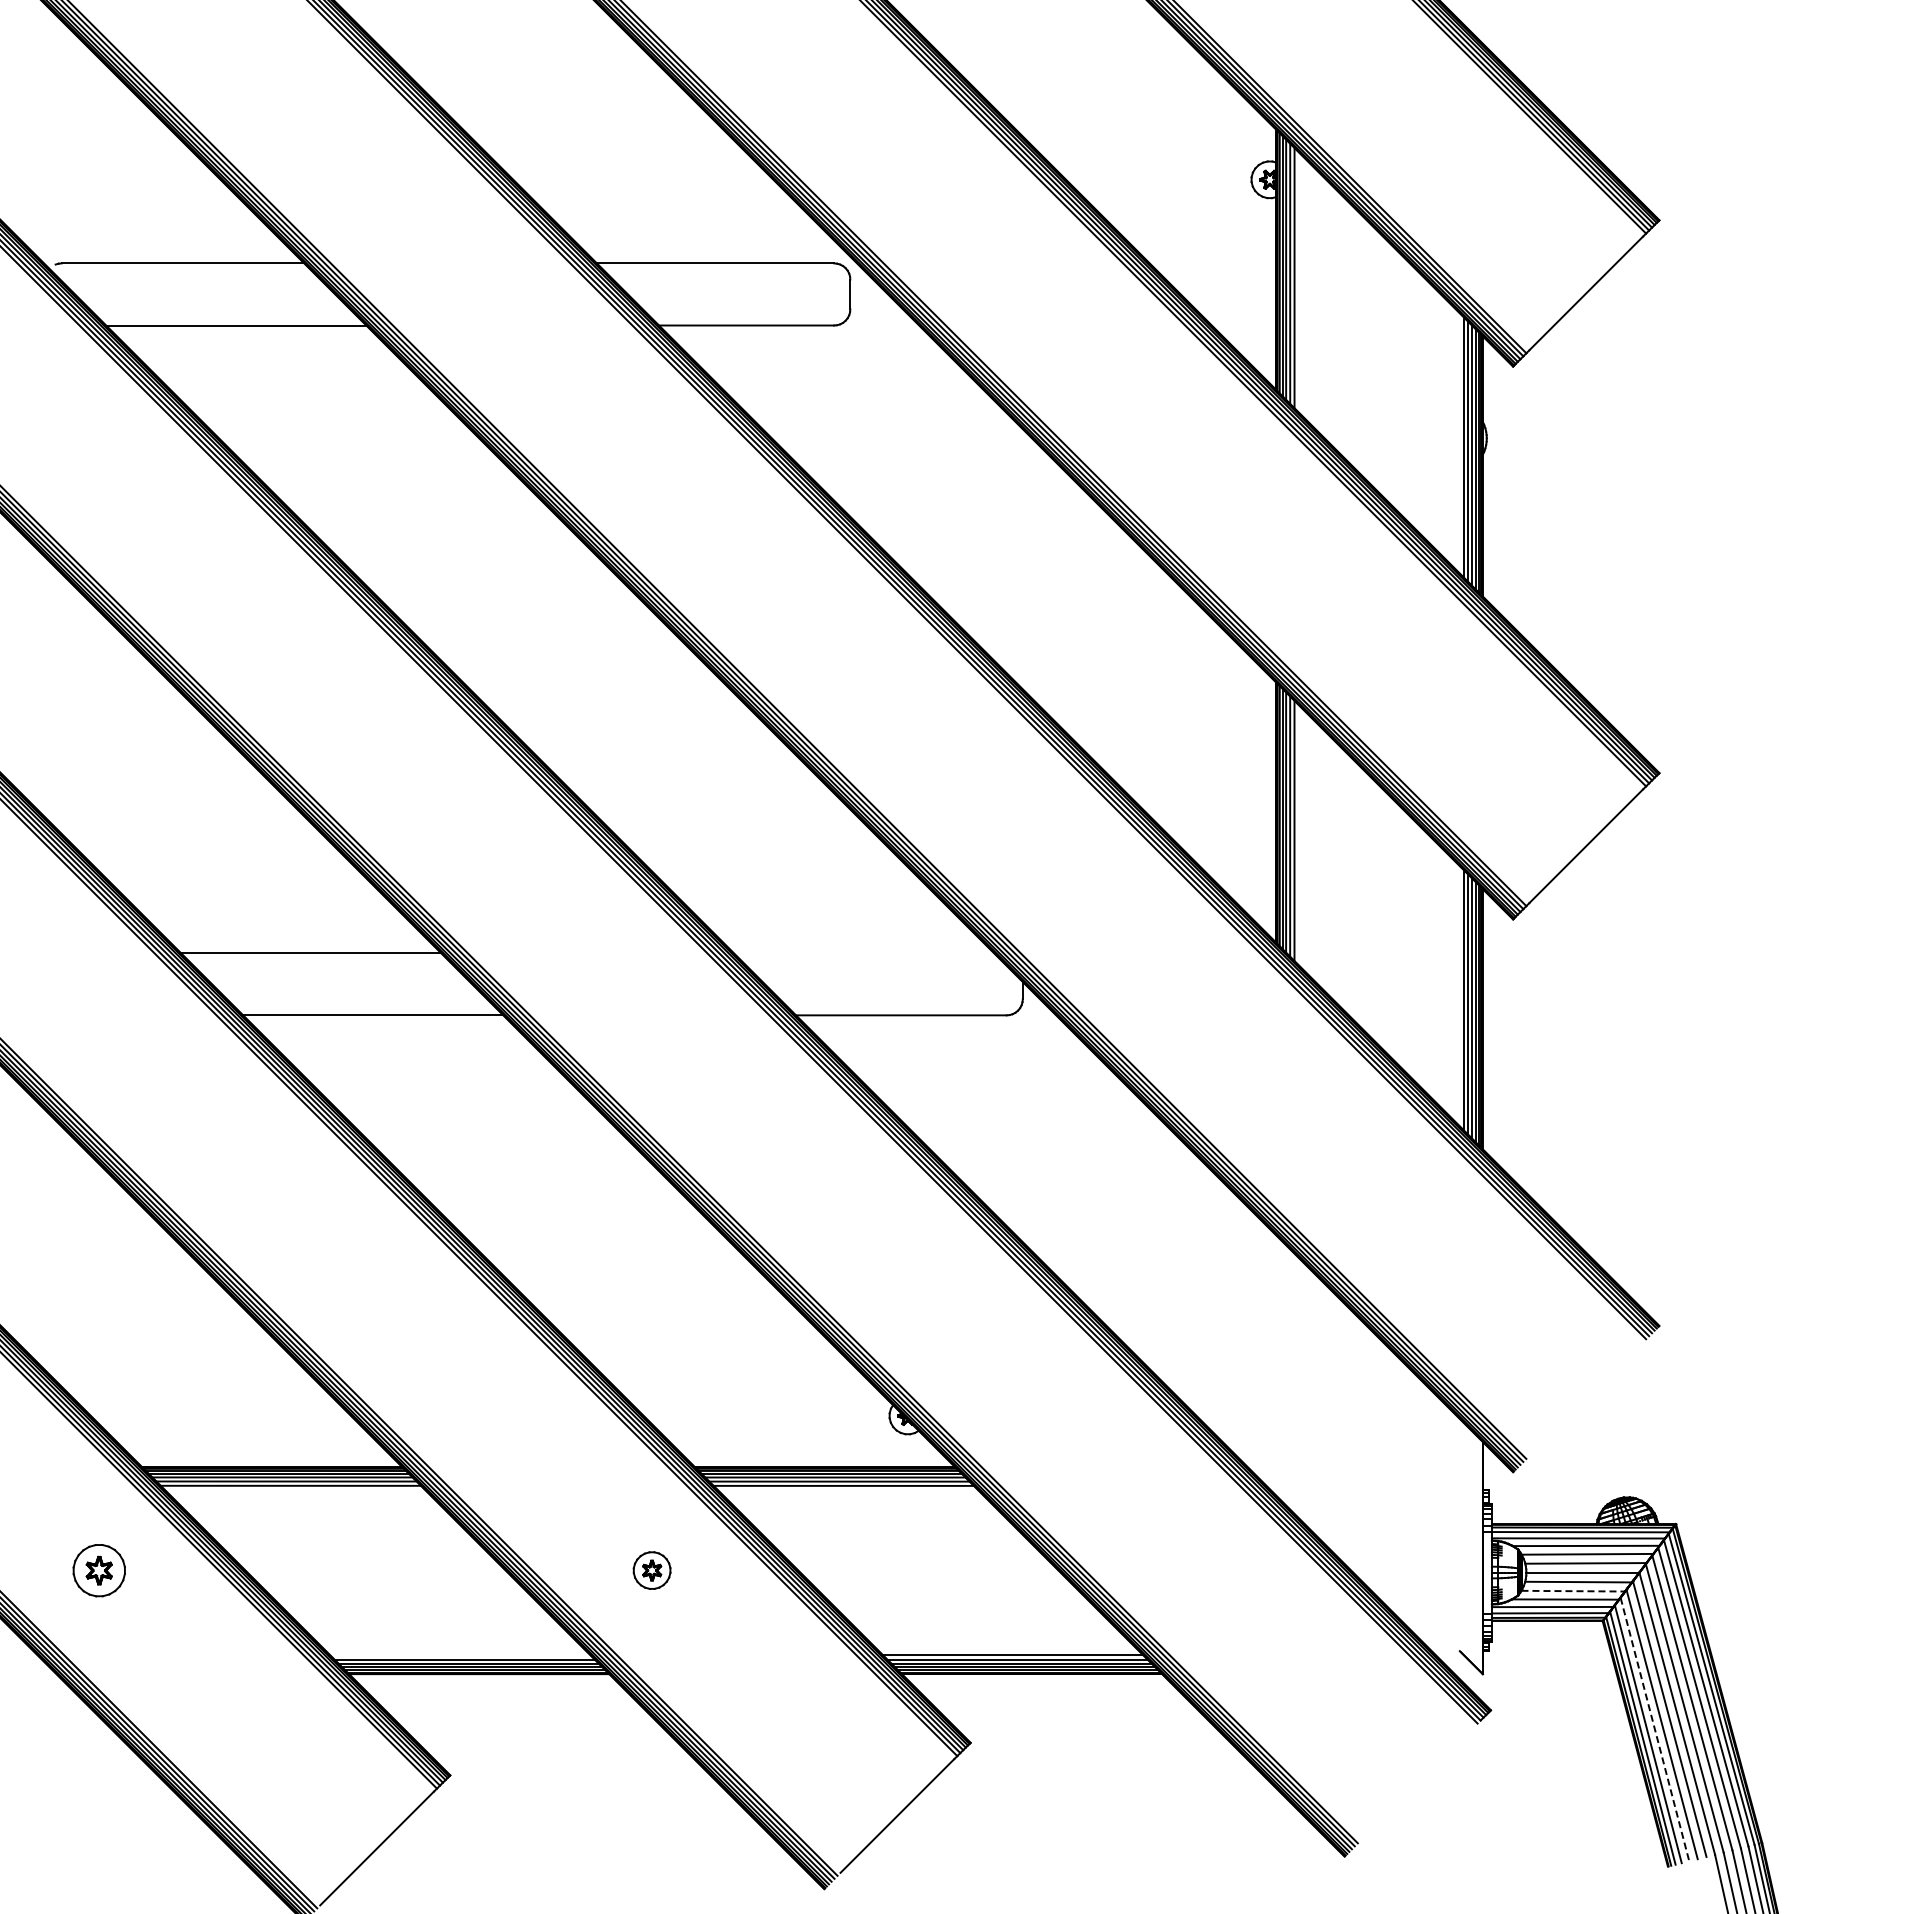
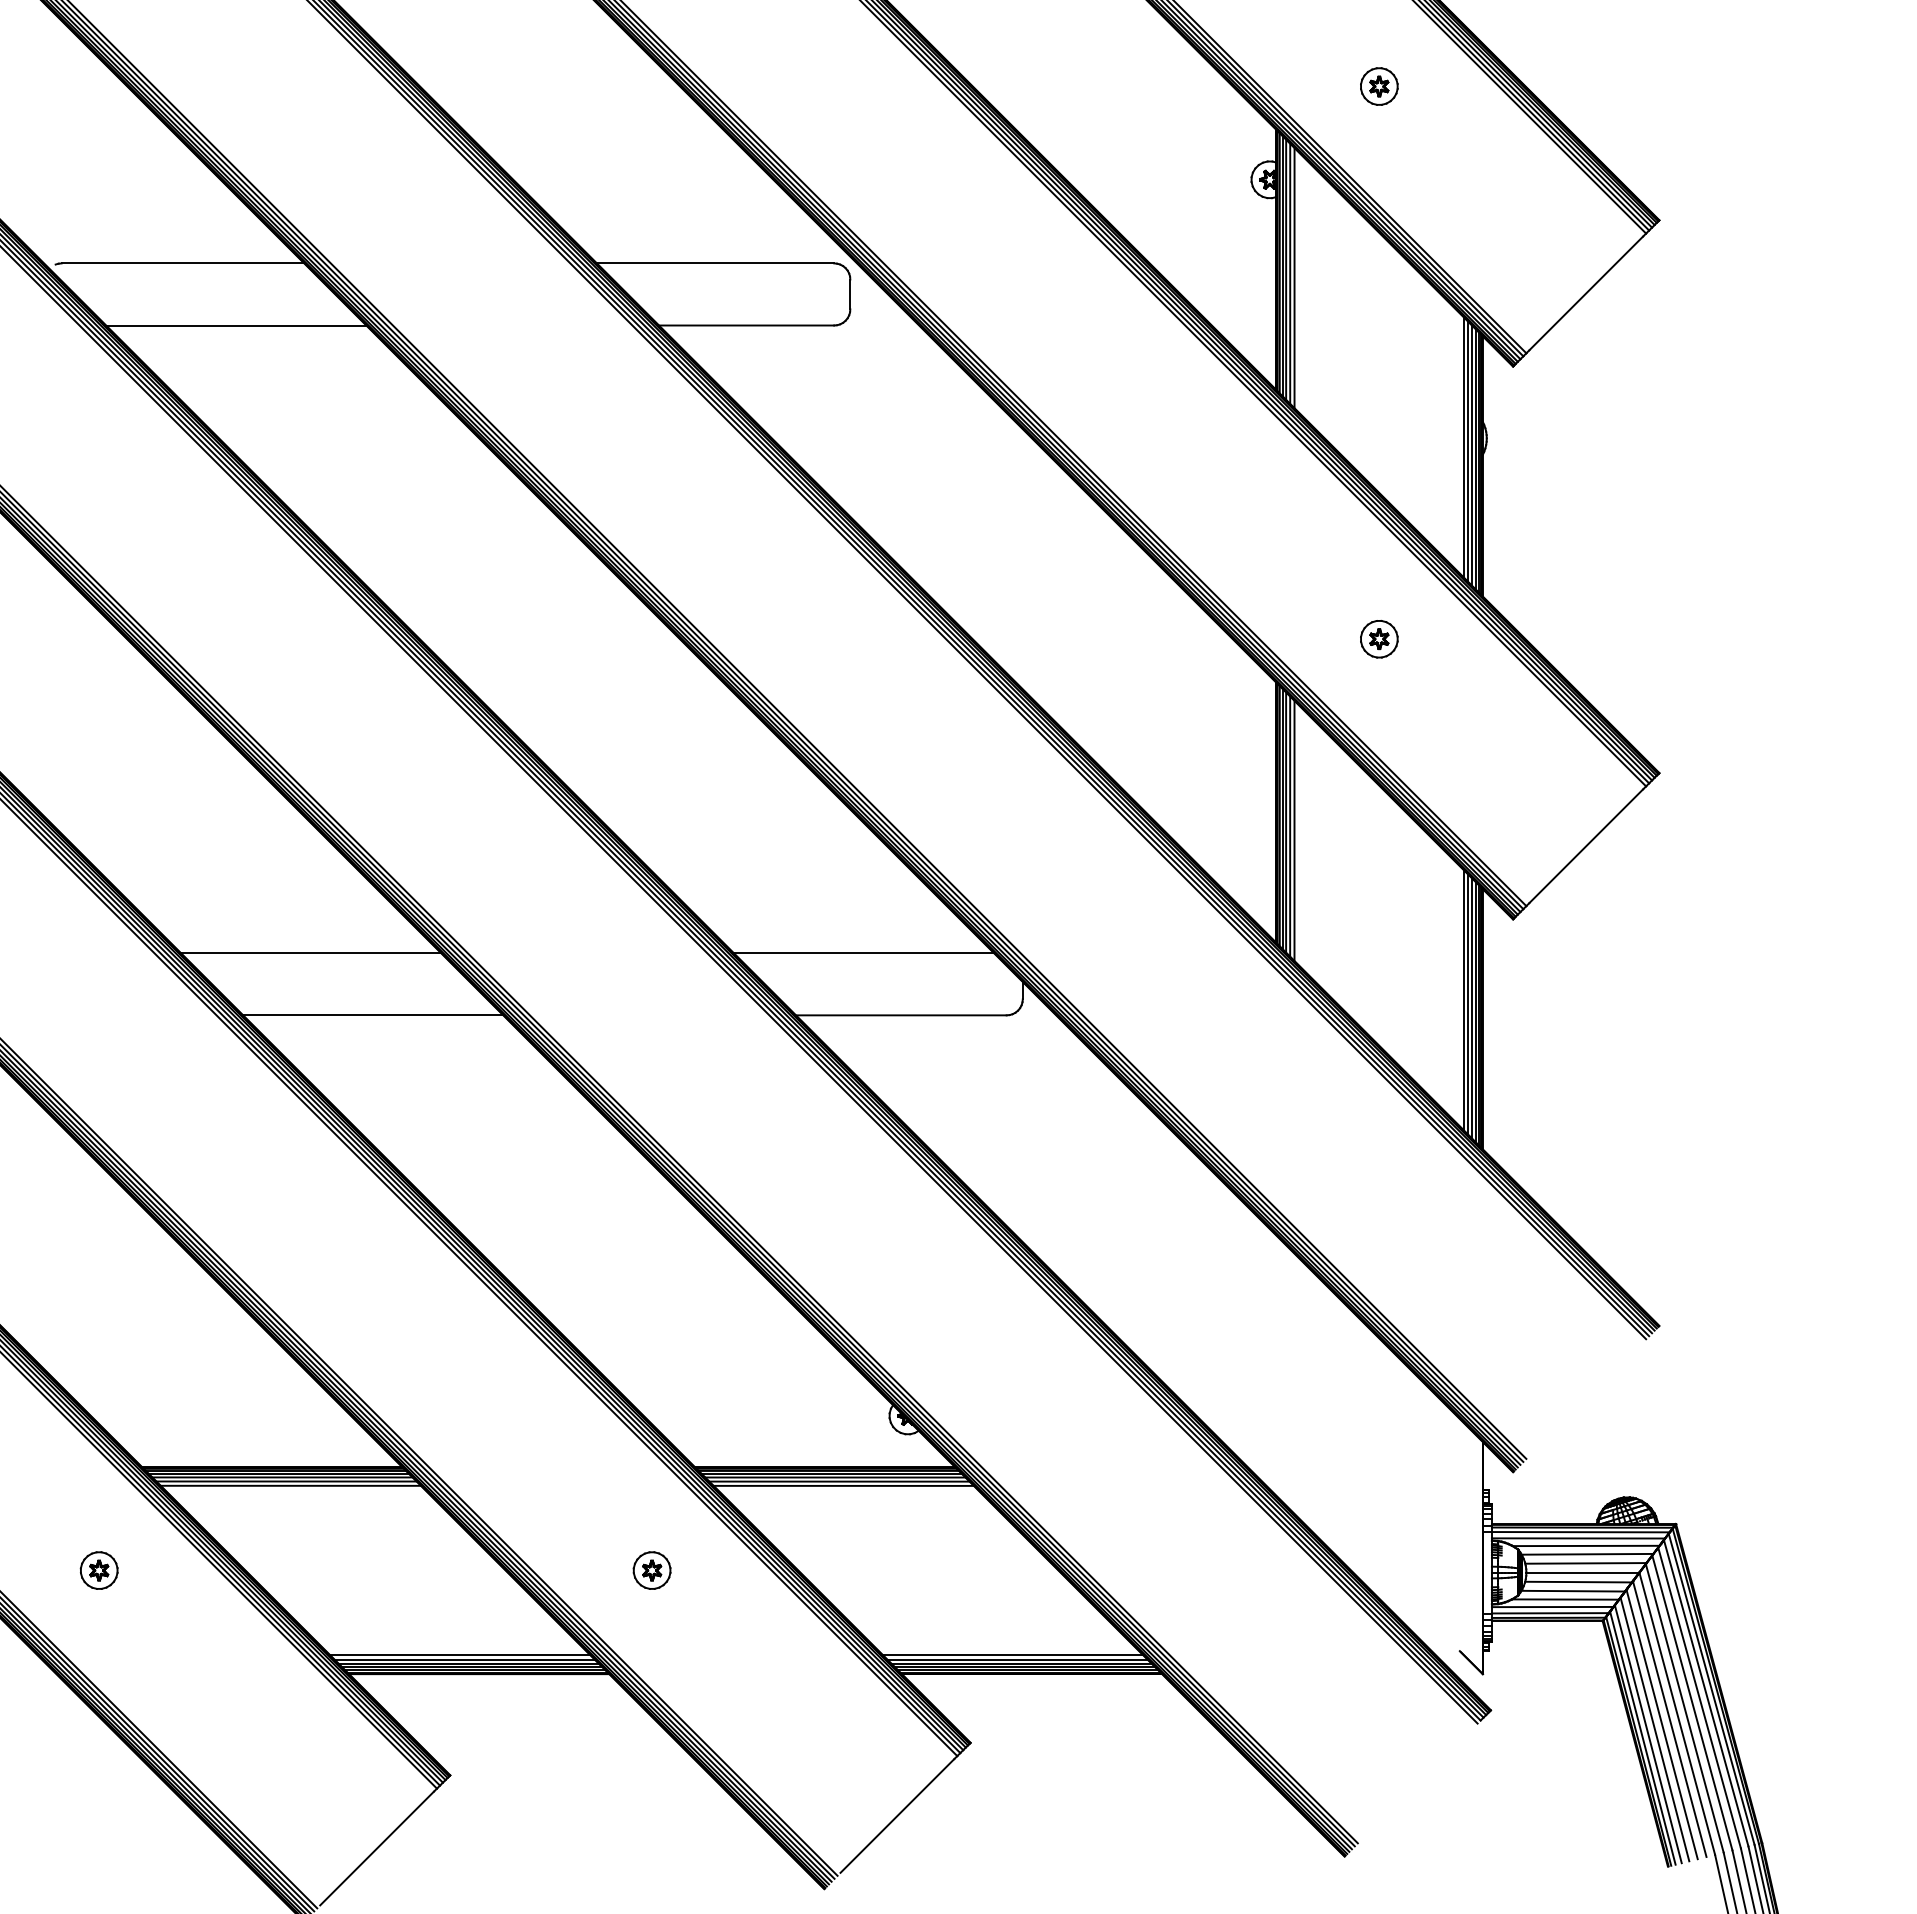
part: none -> present (1379, 86)
part: none -> present (1379, 639)
line: none -> present (863, 953)
part size: 54x54 px -> 40x39 px (98, 1570)
line: dashed -> solid (1573, 1591)
line: none -> present (460, 1655)
line: dashed -> solid (1655, 1730)
